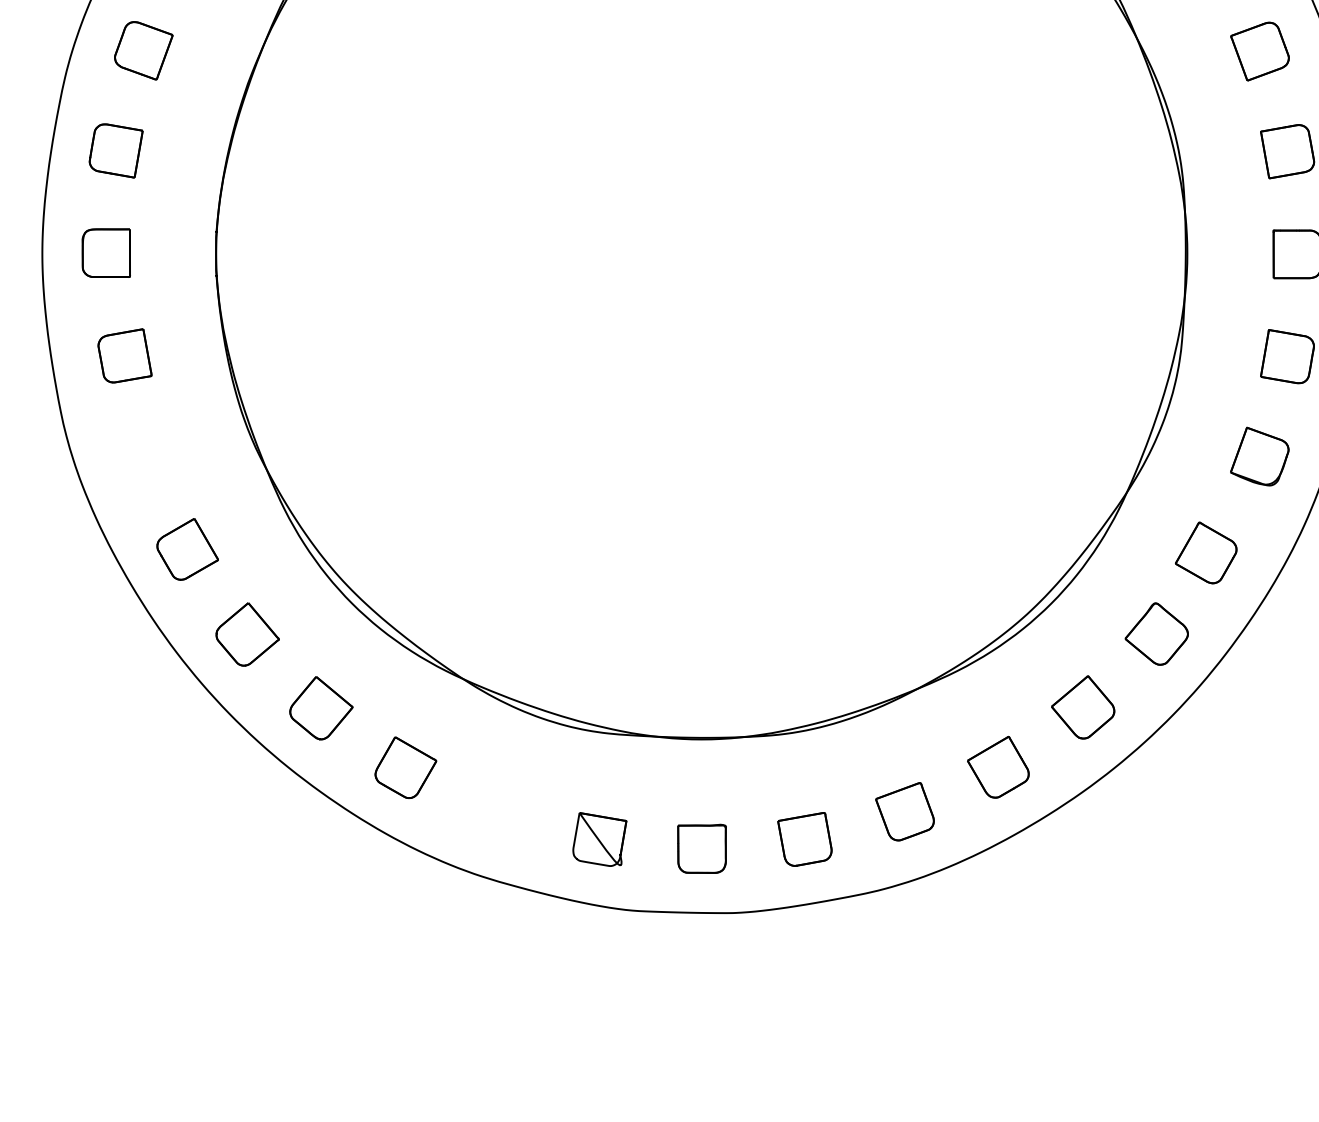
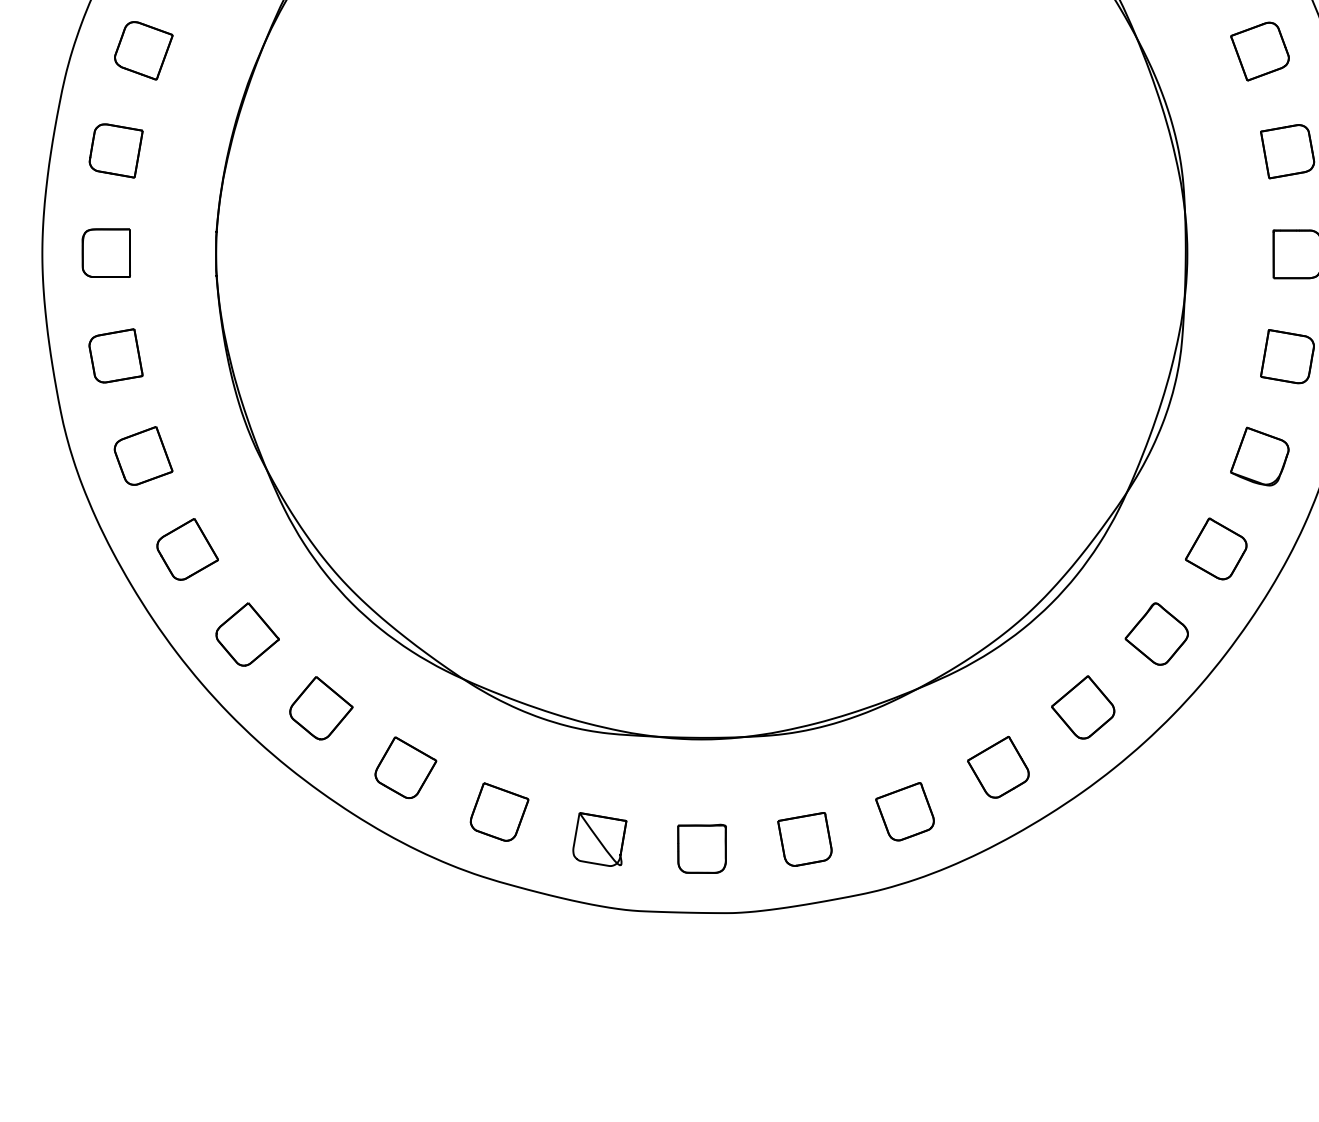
part position: (124, 355) -> (115, 355) (115, 355)
part: none -> present (143, 455)
part position: (1206, 552) -> (1216, 548) (1216, 548)
part: none -> present (499, 811)
